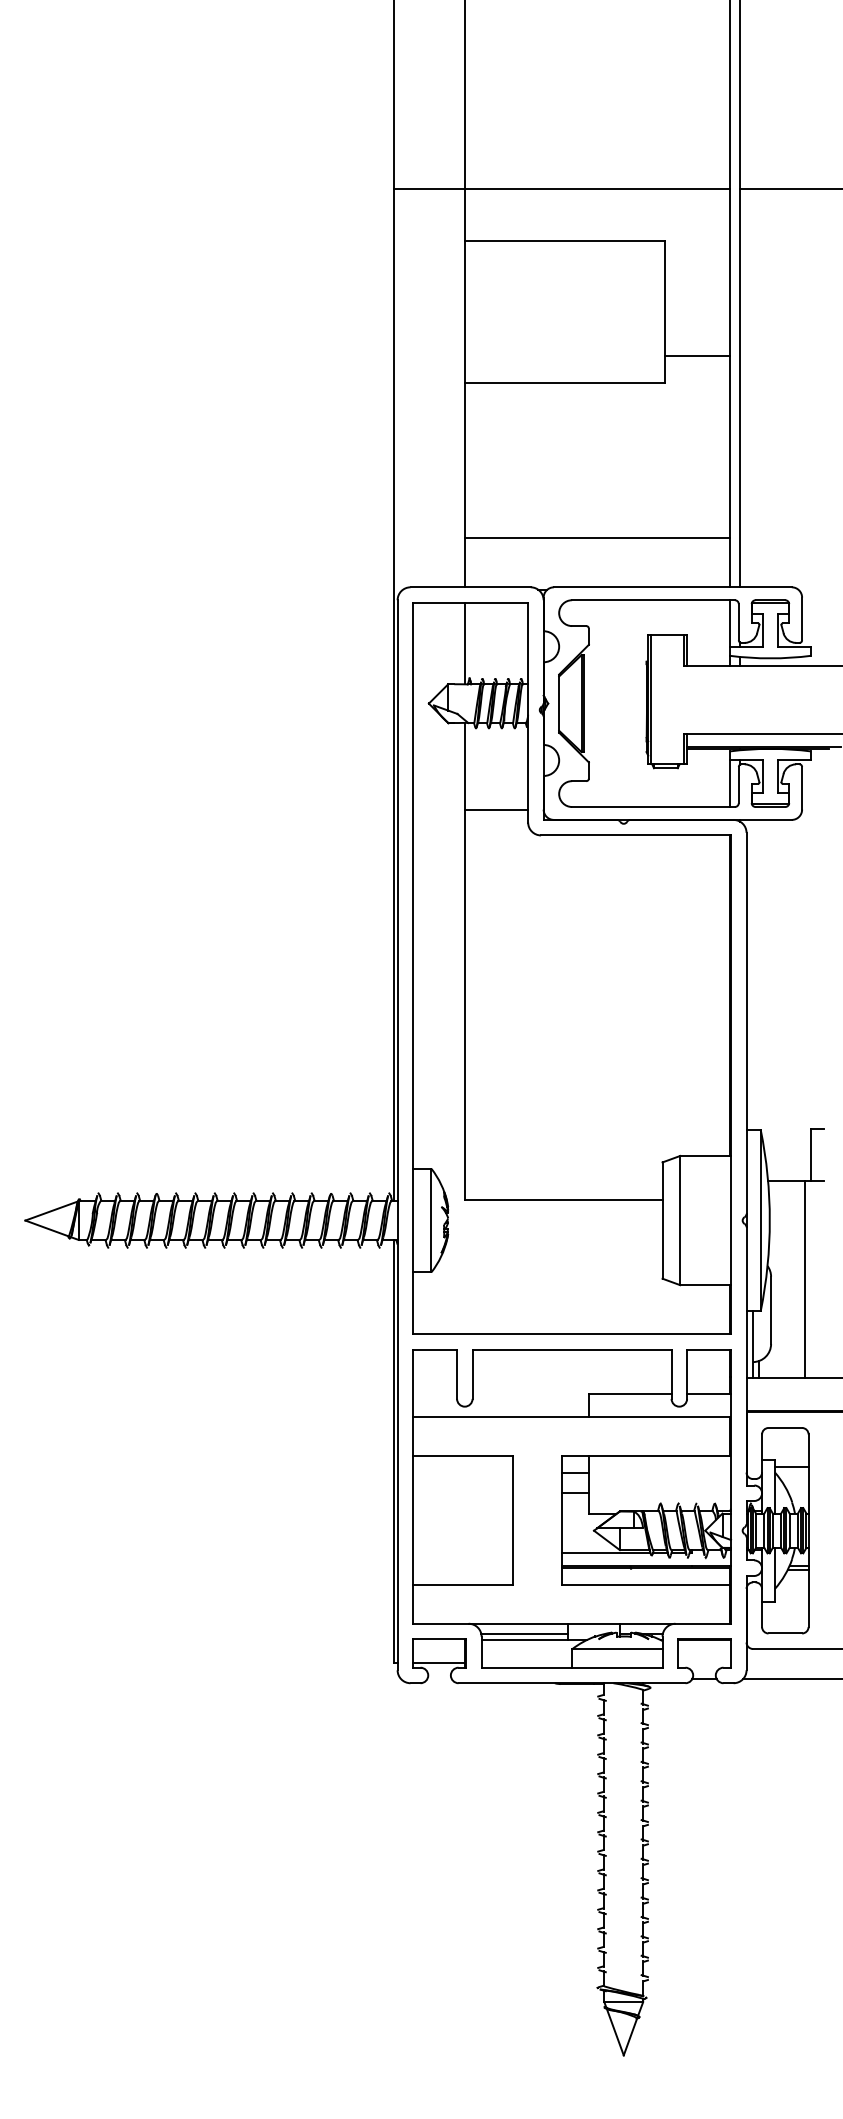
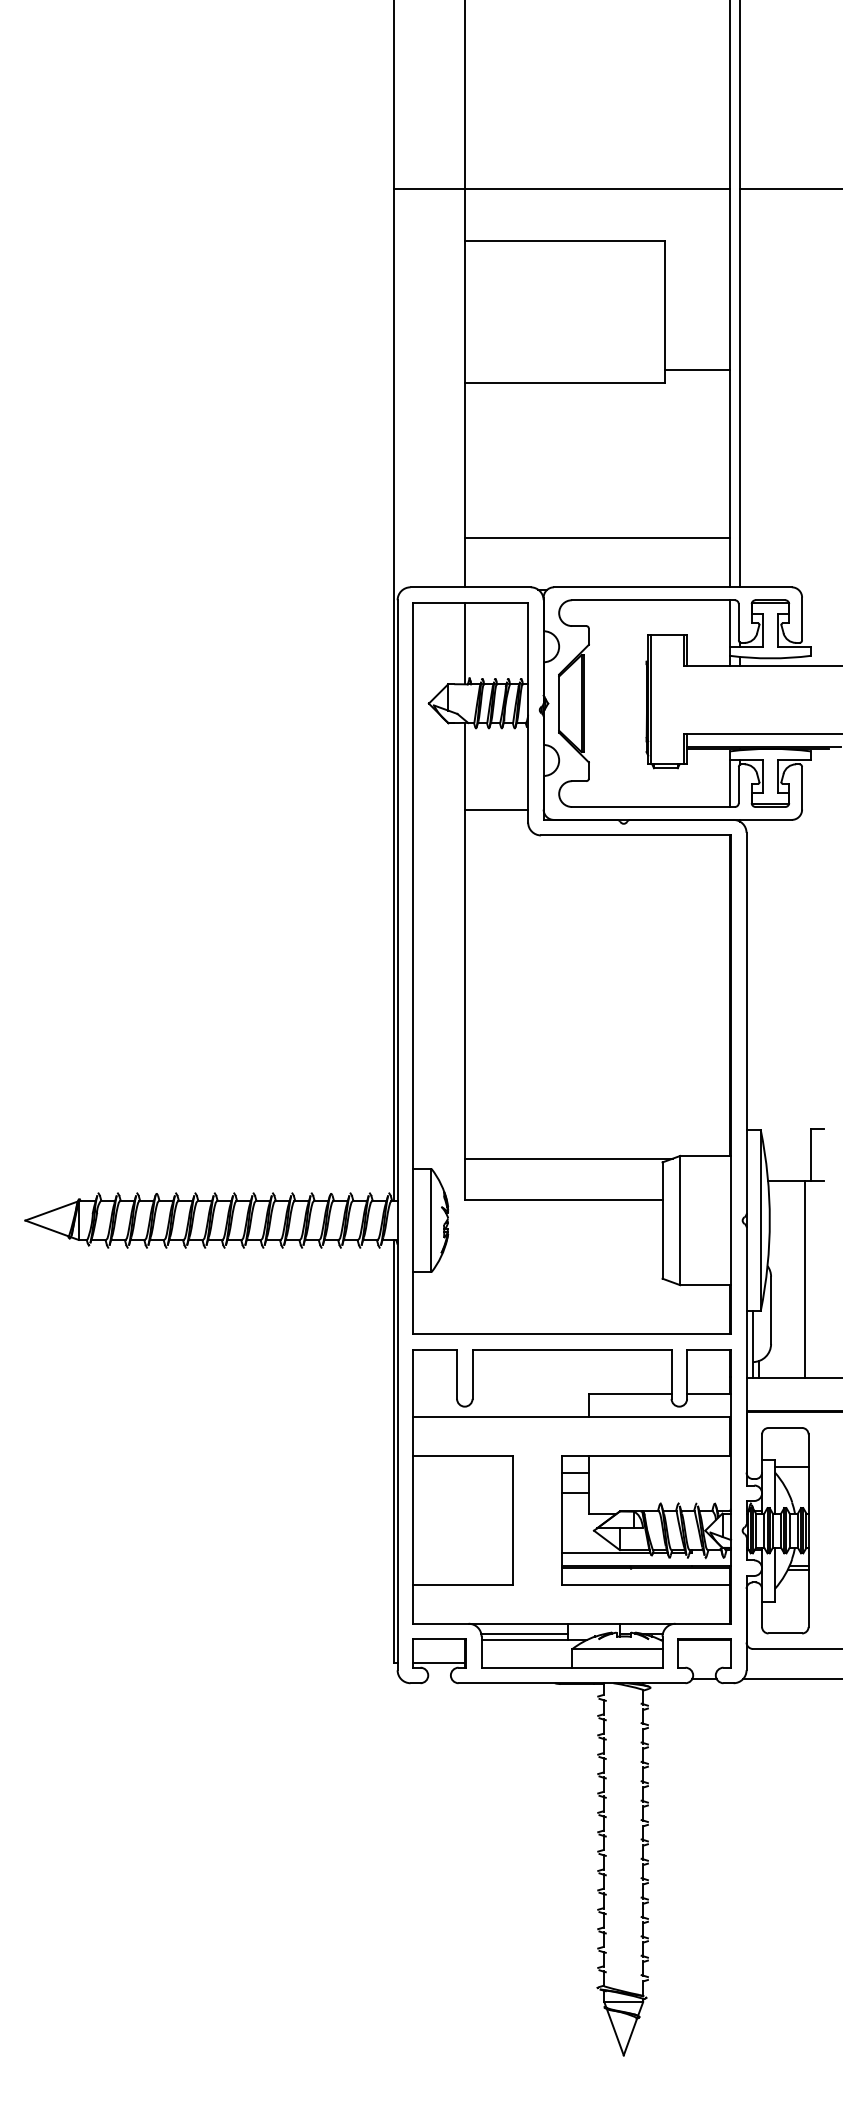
line position: (697, 356) -> (697, 370) (697, 370)
line: none -> present (568, 1158)
